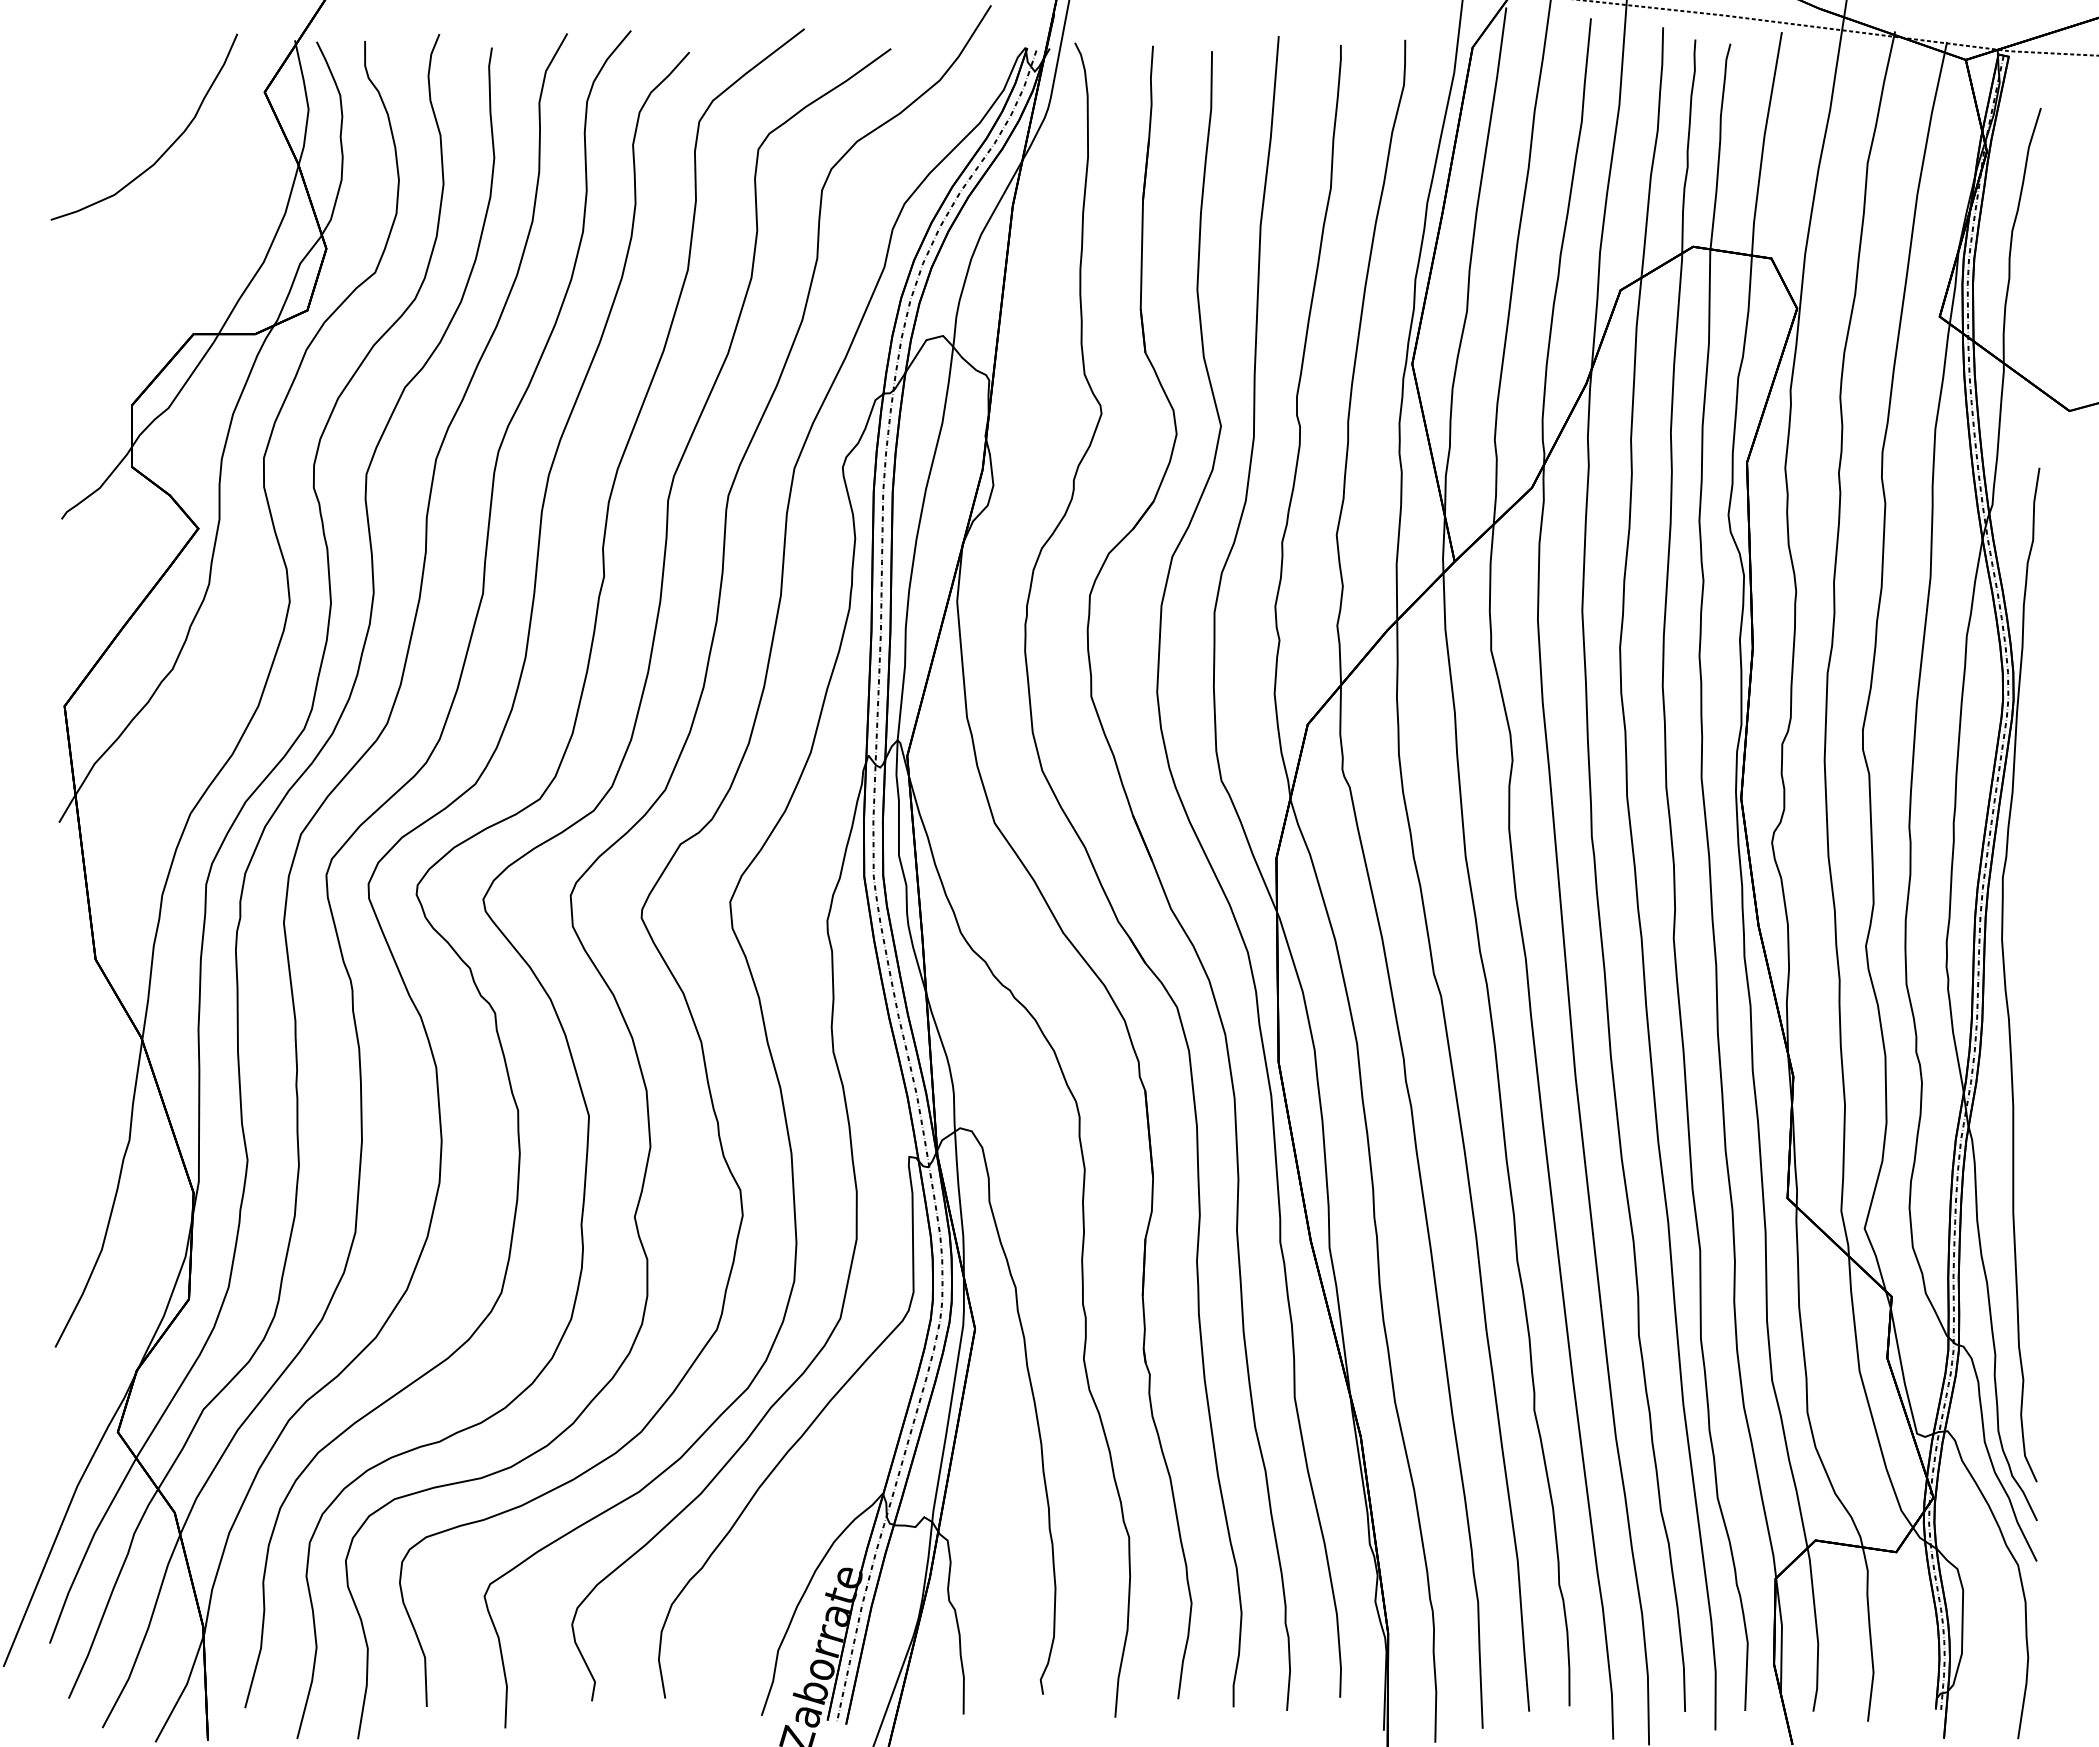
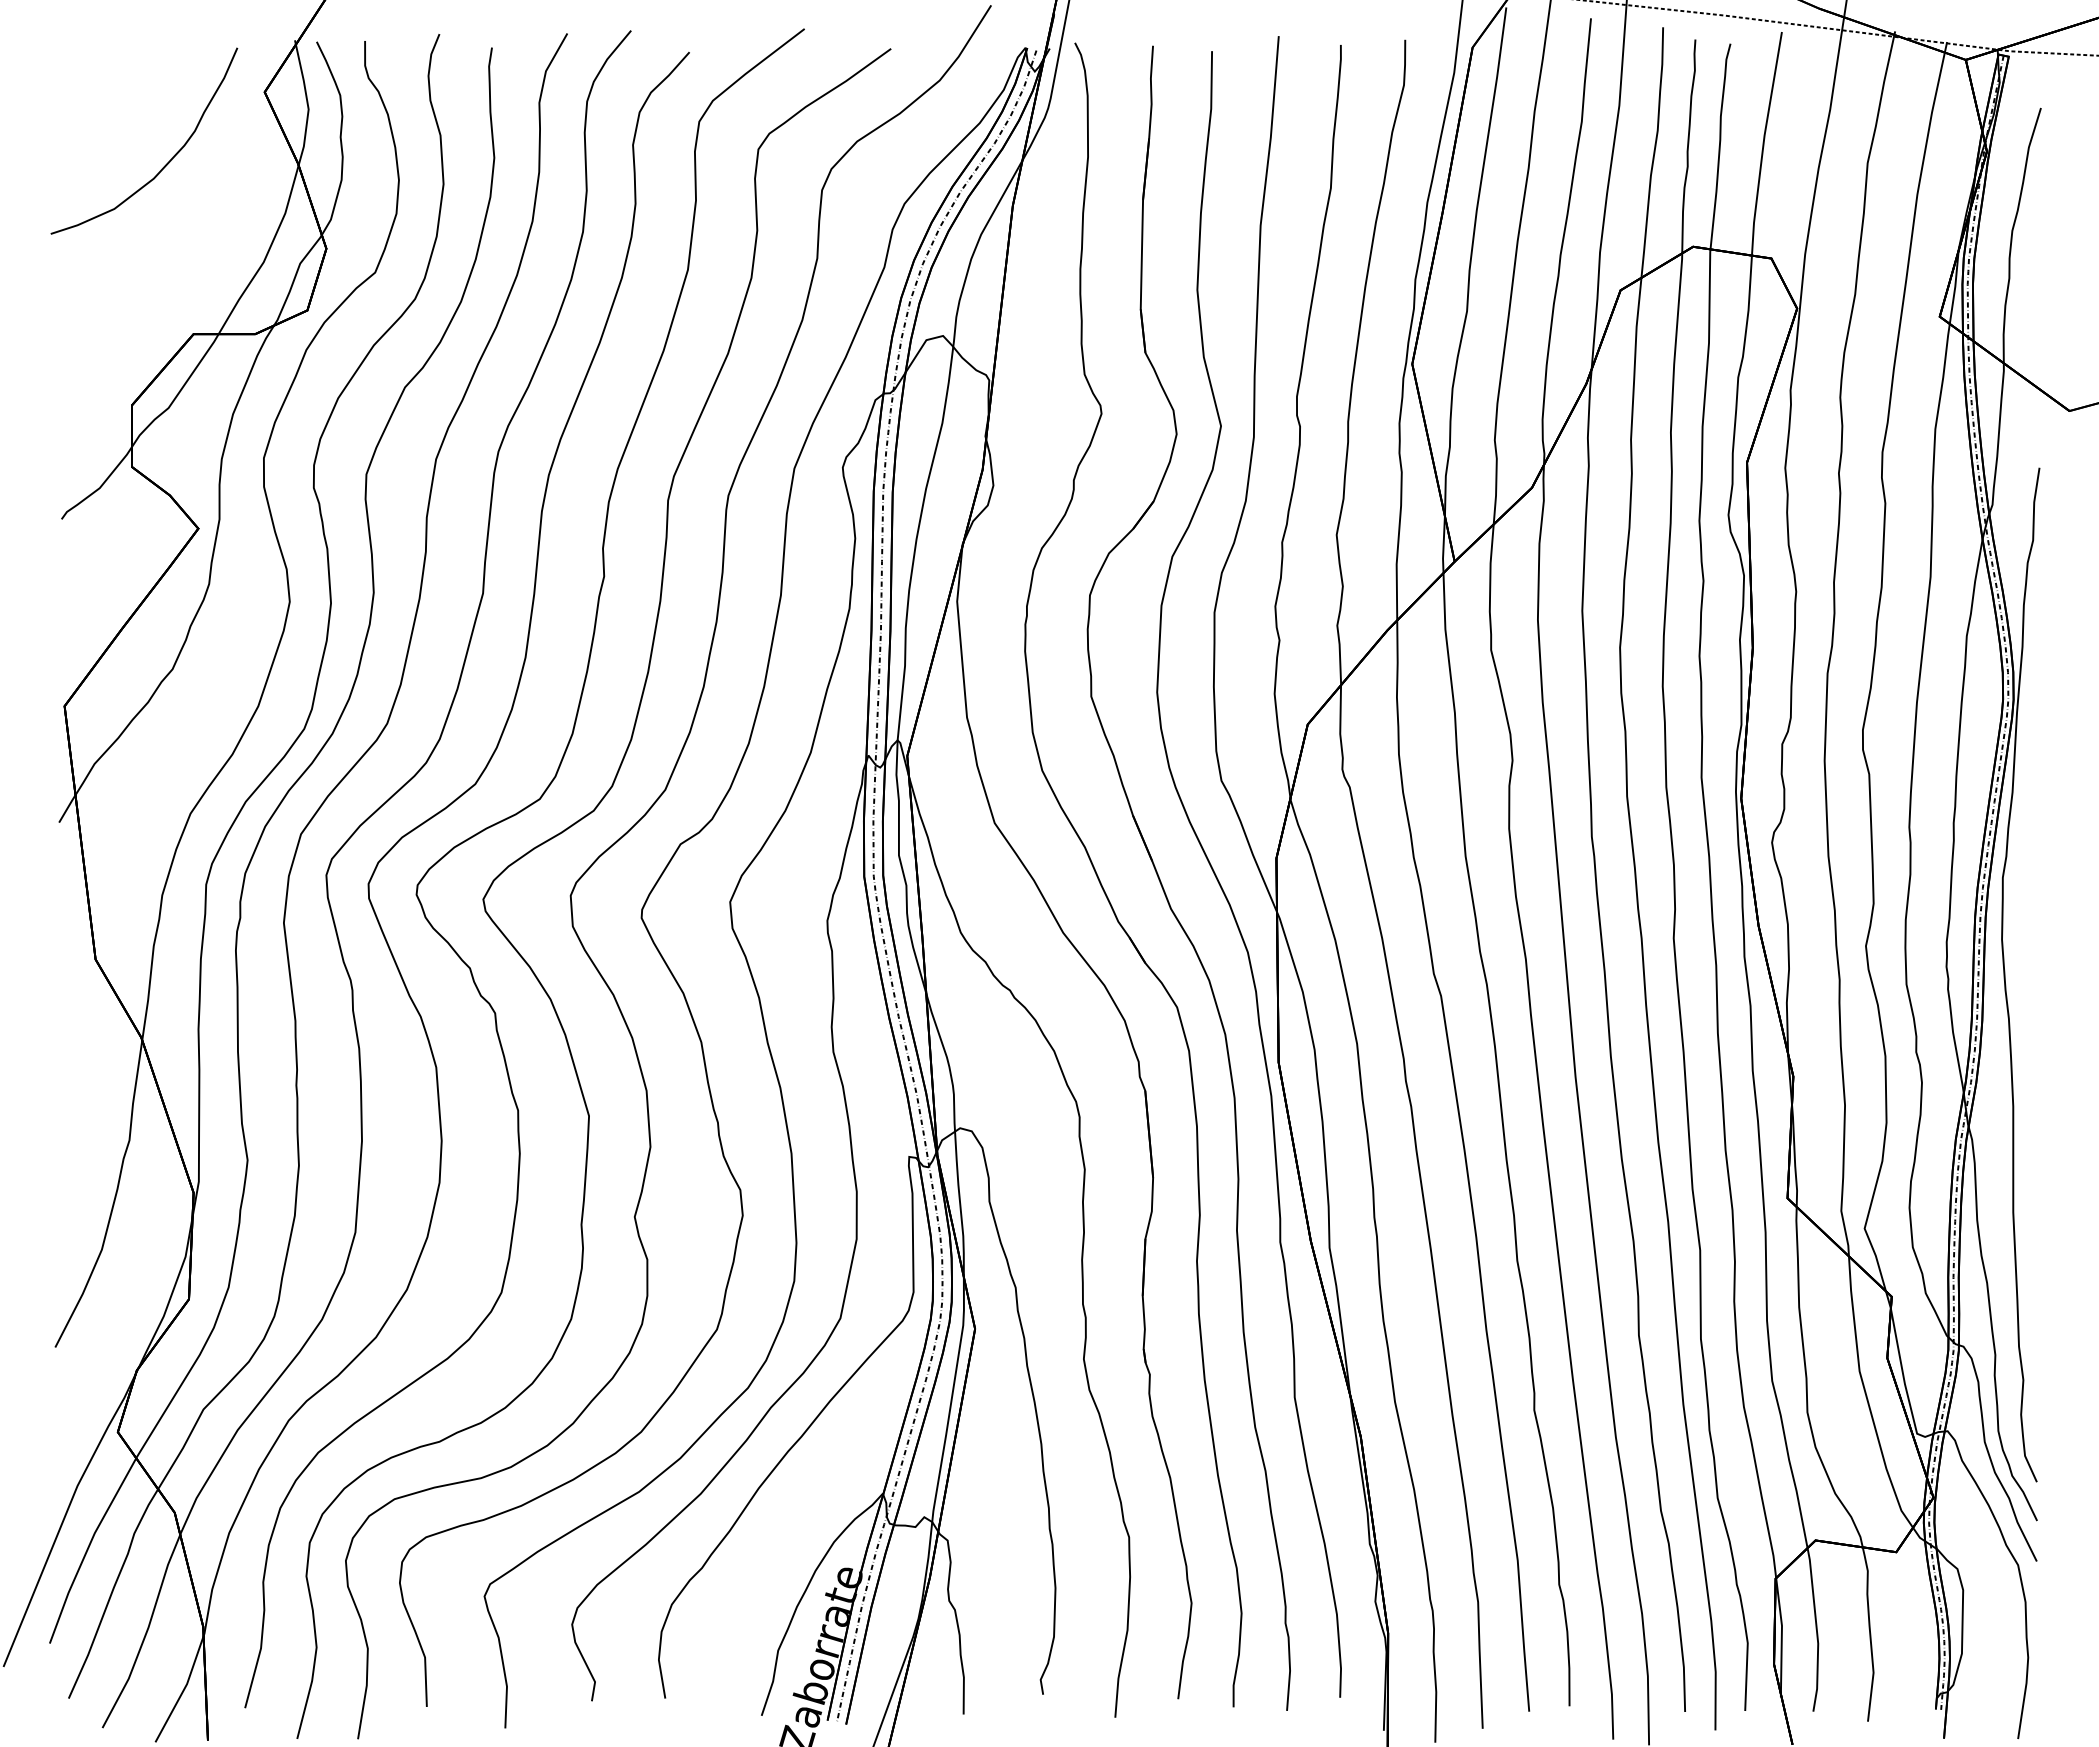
curve position: (167, 148) -> (167, 162) (167, 162)
